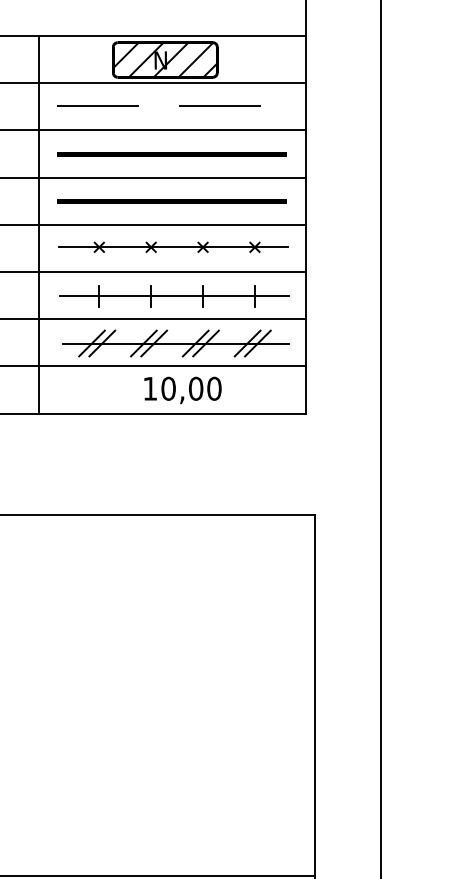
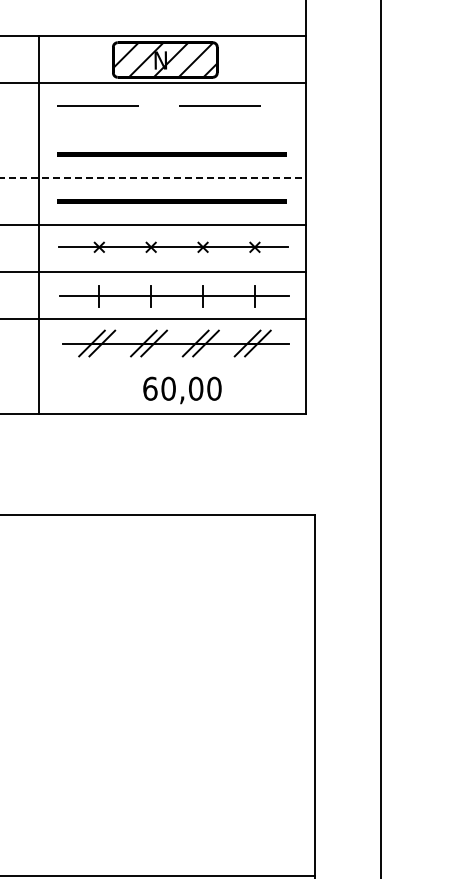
line: present -> none (153, 130)
line: solid -> dashed (153, 177)
line: present -> none (153, 366)
text: 10,00 -> 60,00 (150, 388)
